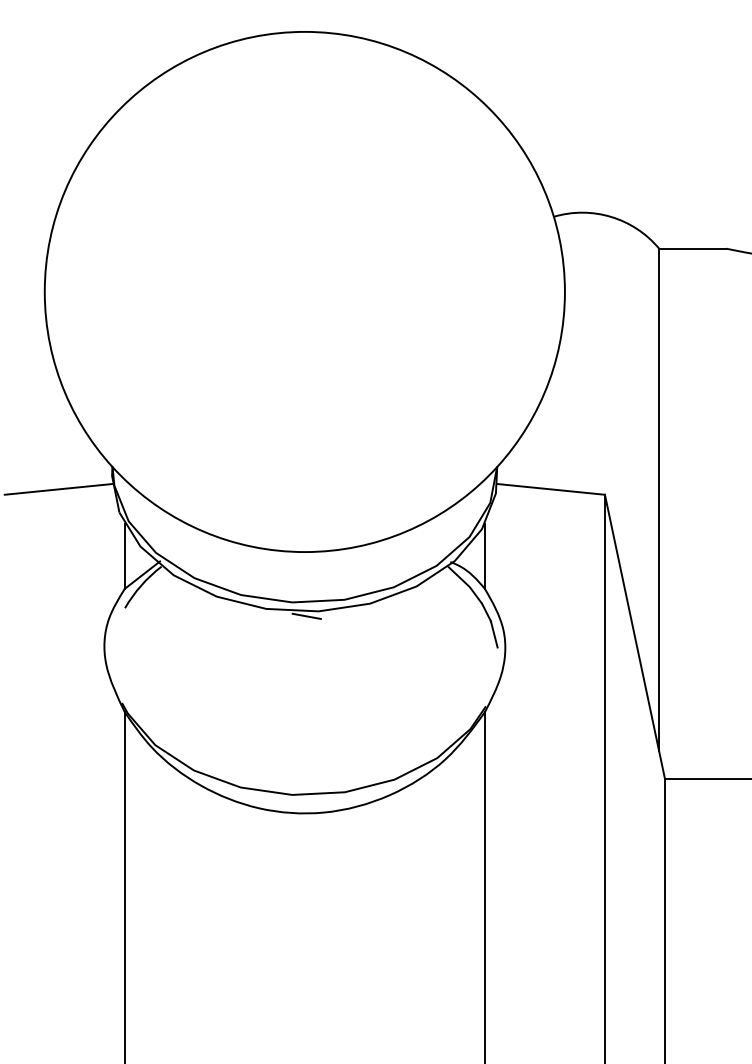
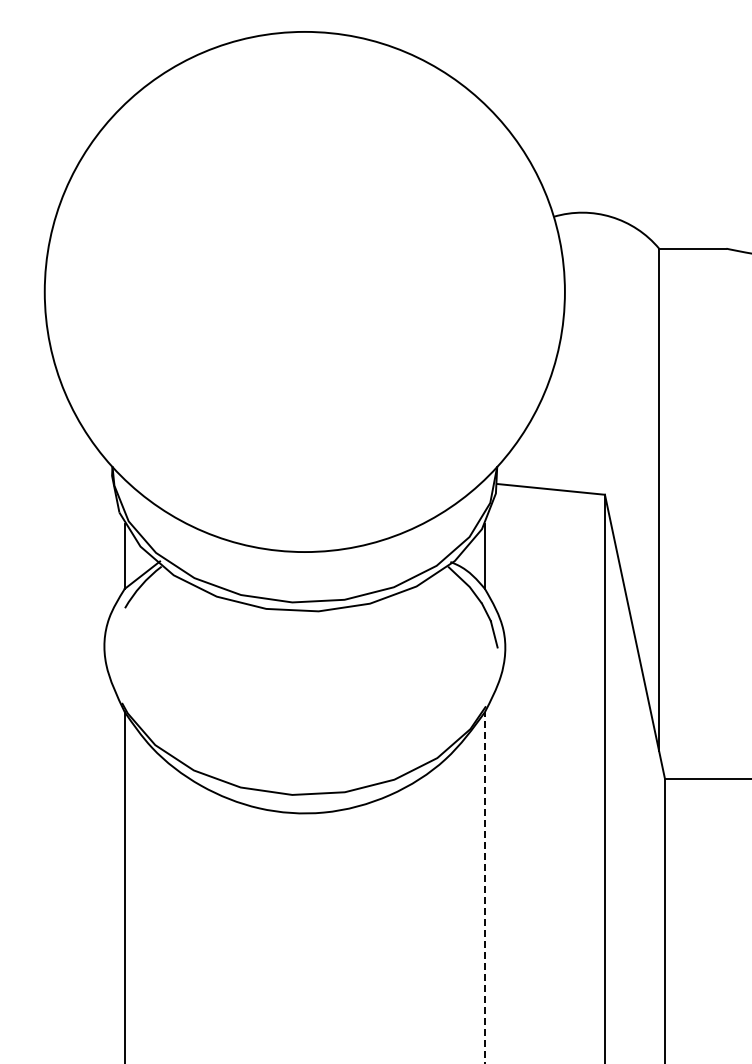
line: present -> none (58, 489)
line: present -> none (306, 615)
line: solid -> dashed (484, 888)
